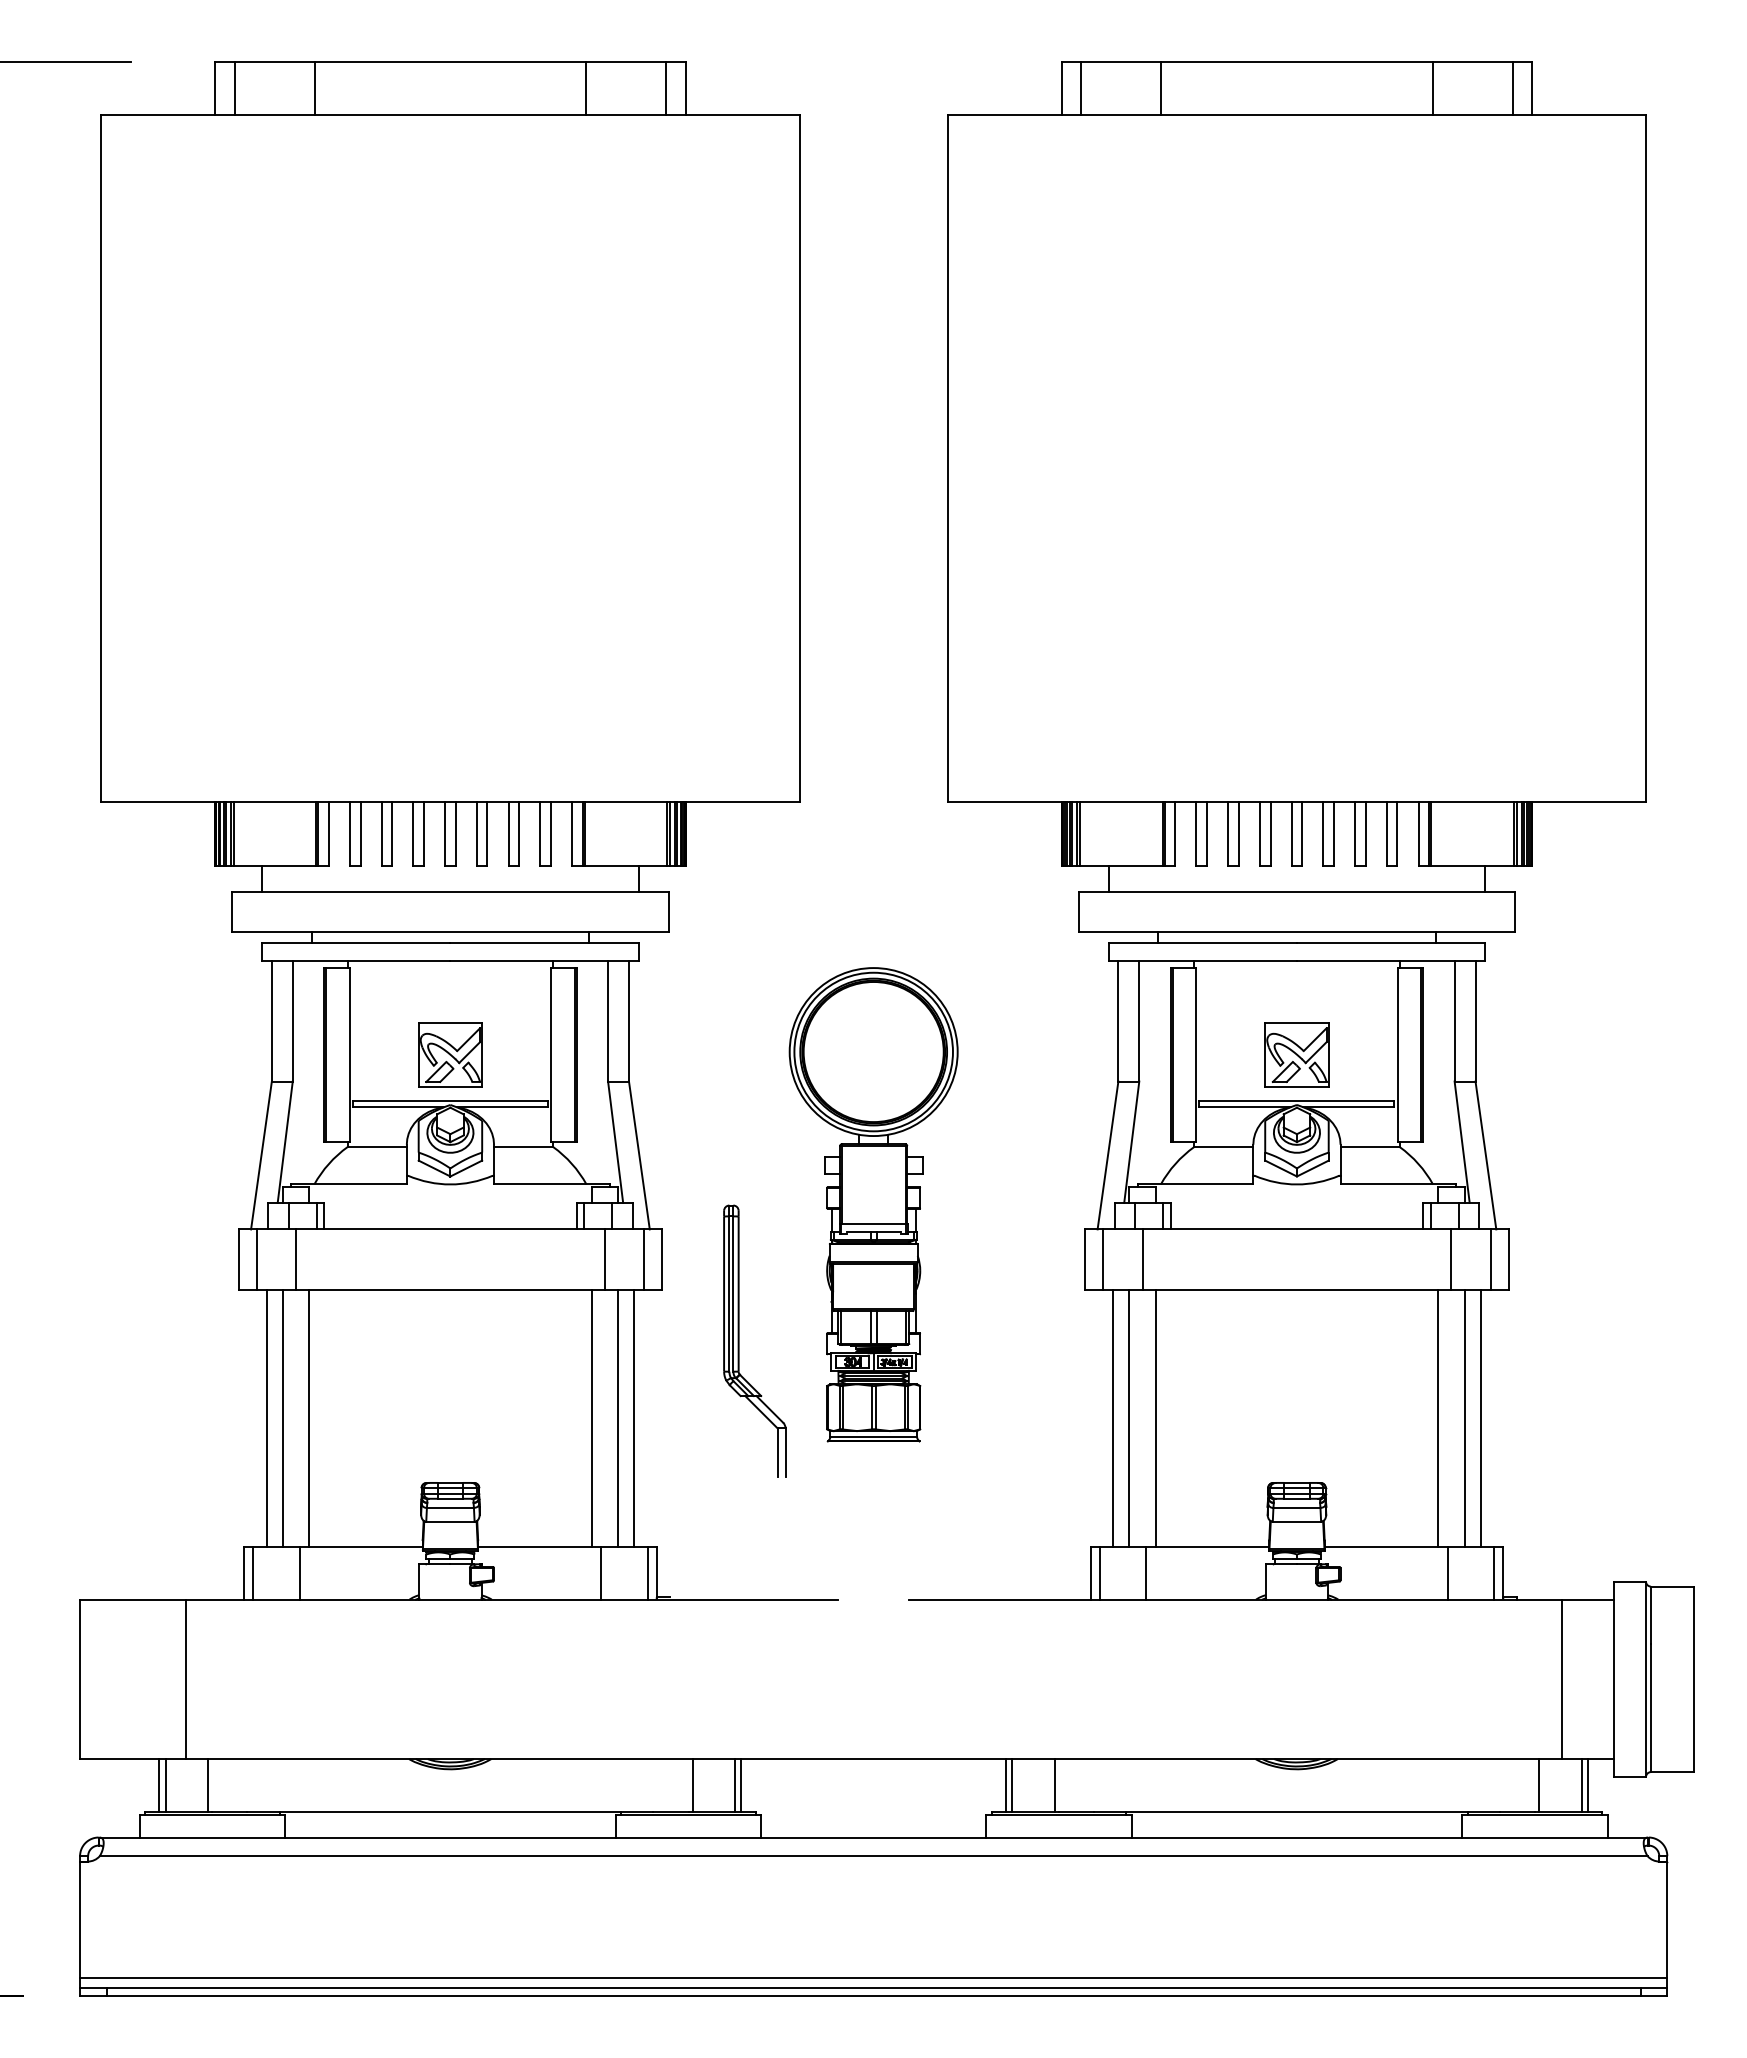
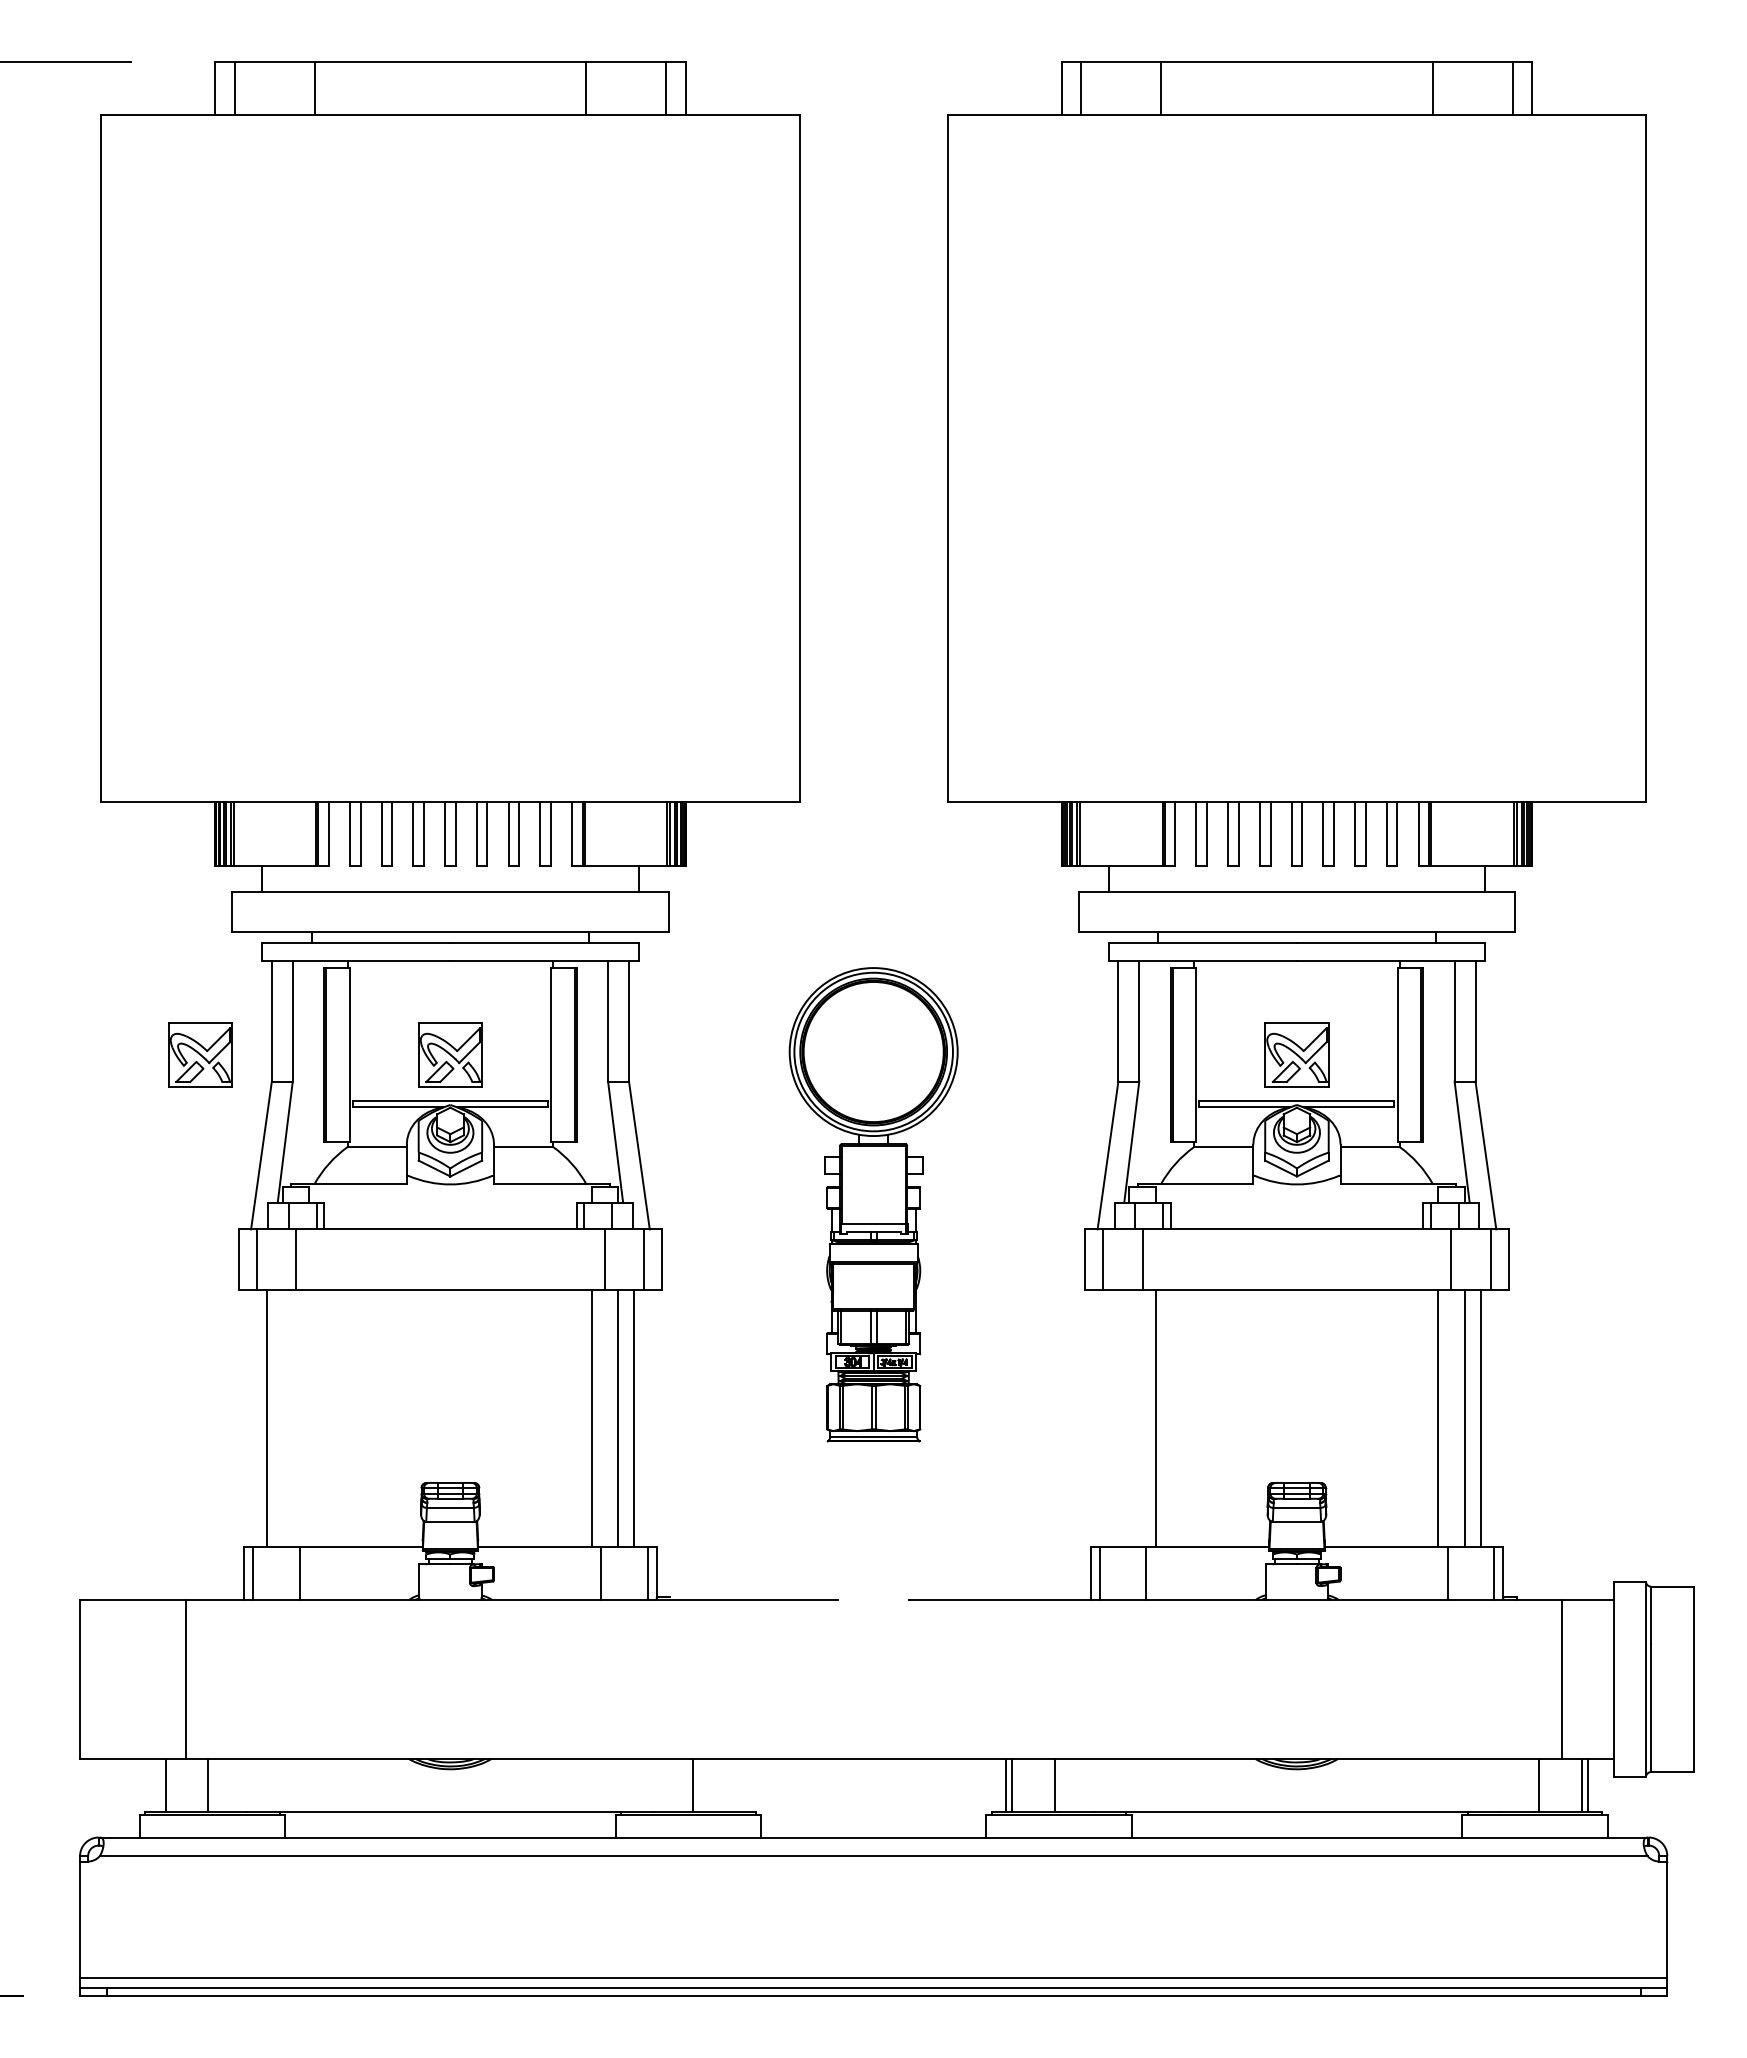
part: none -> present (200, 1054)
part: present -> none (739, 1340)
line: present -> none (282, 1418)
line: present -> none (309, 1418)
line: present -> none (1113, 1418)
line: present -> none (1129, 1418)
line: present -> none (159, 1785)
line: present -> none (735, 1785)
line: present -> none (741, 1785)
